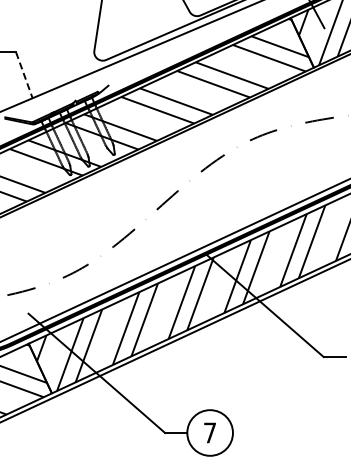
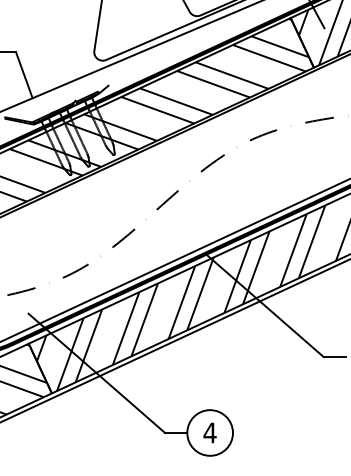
line: dashed -> solid (24, 75)
text: 7 -> 4 (209, 432)
